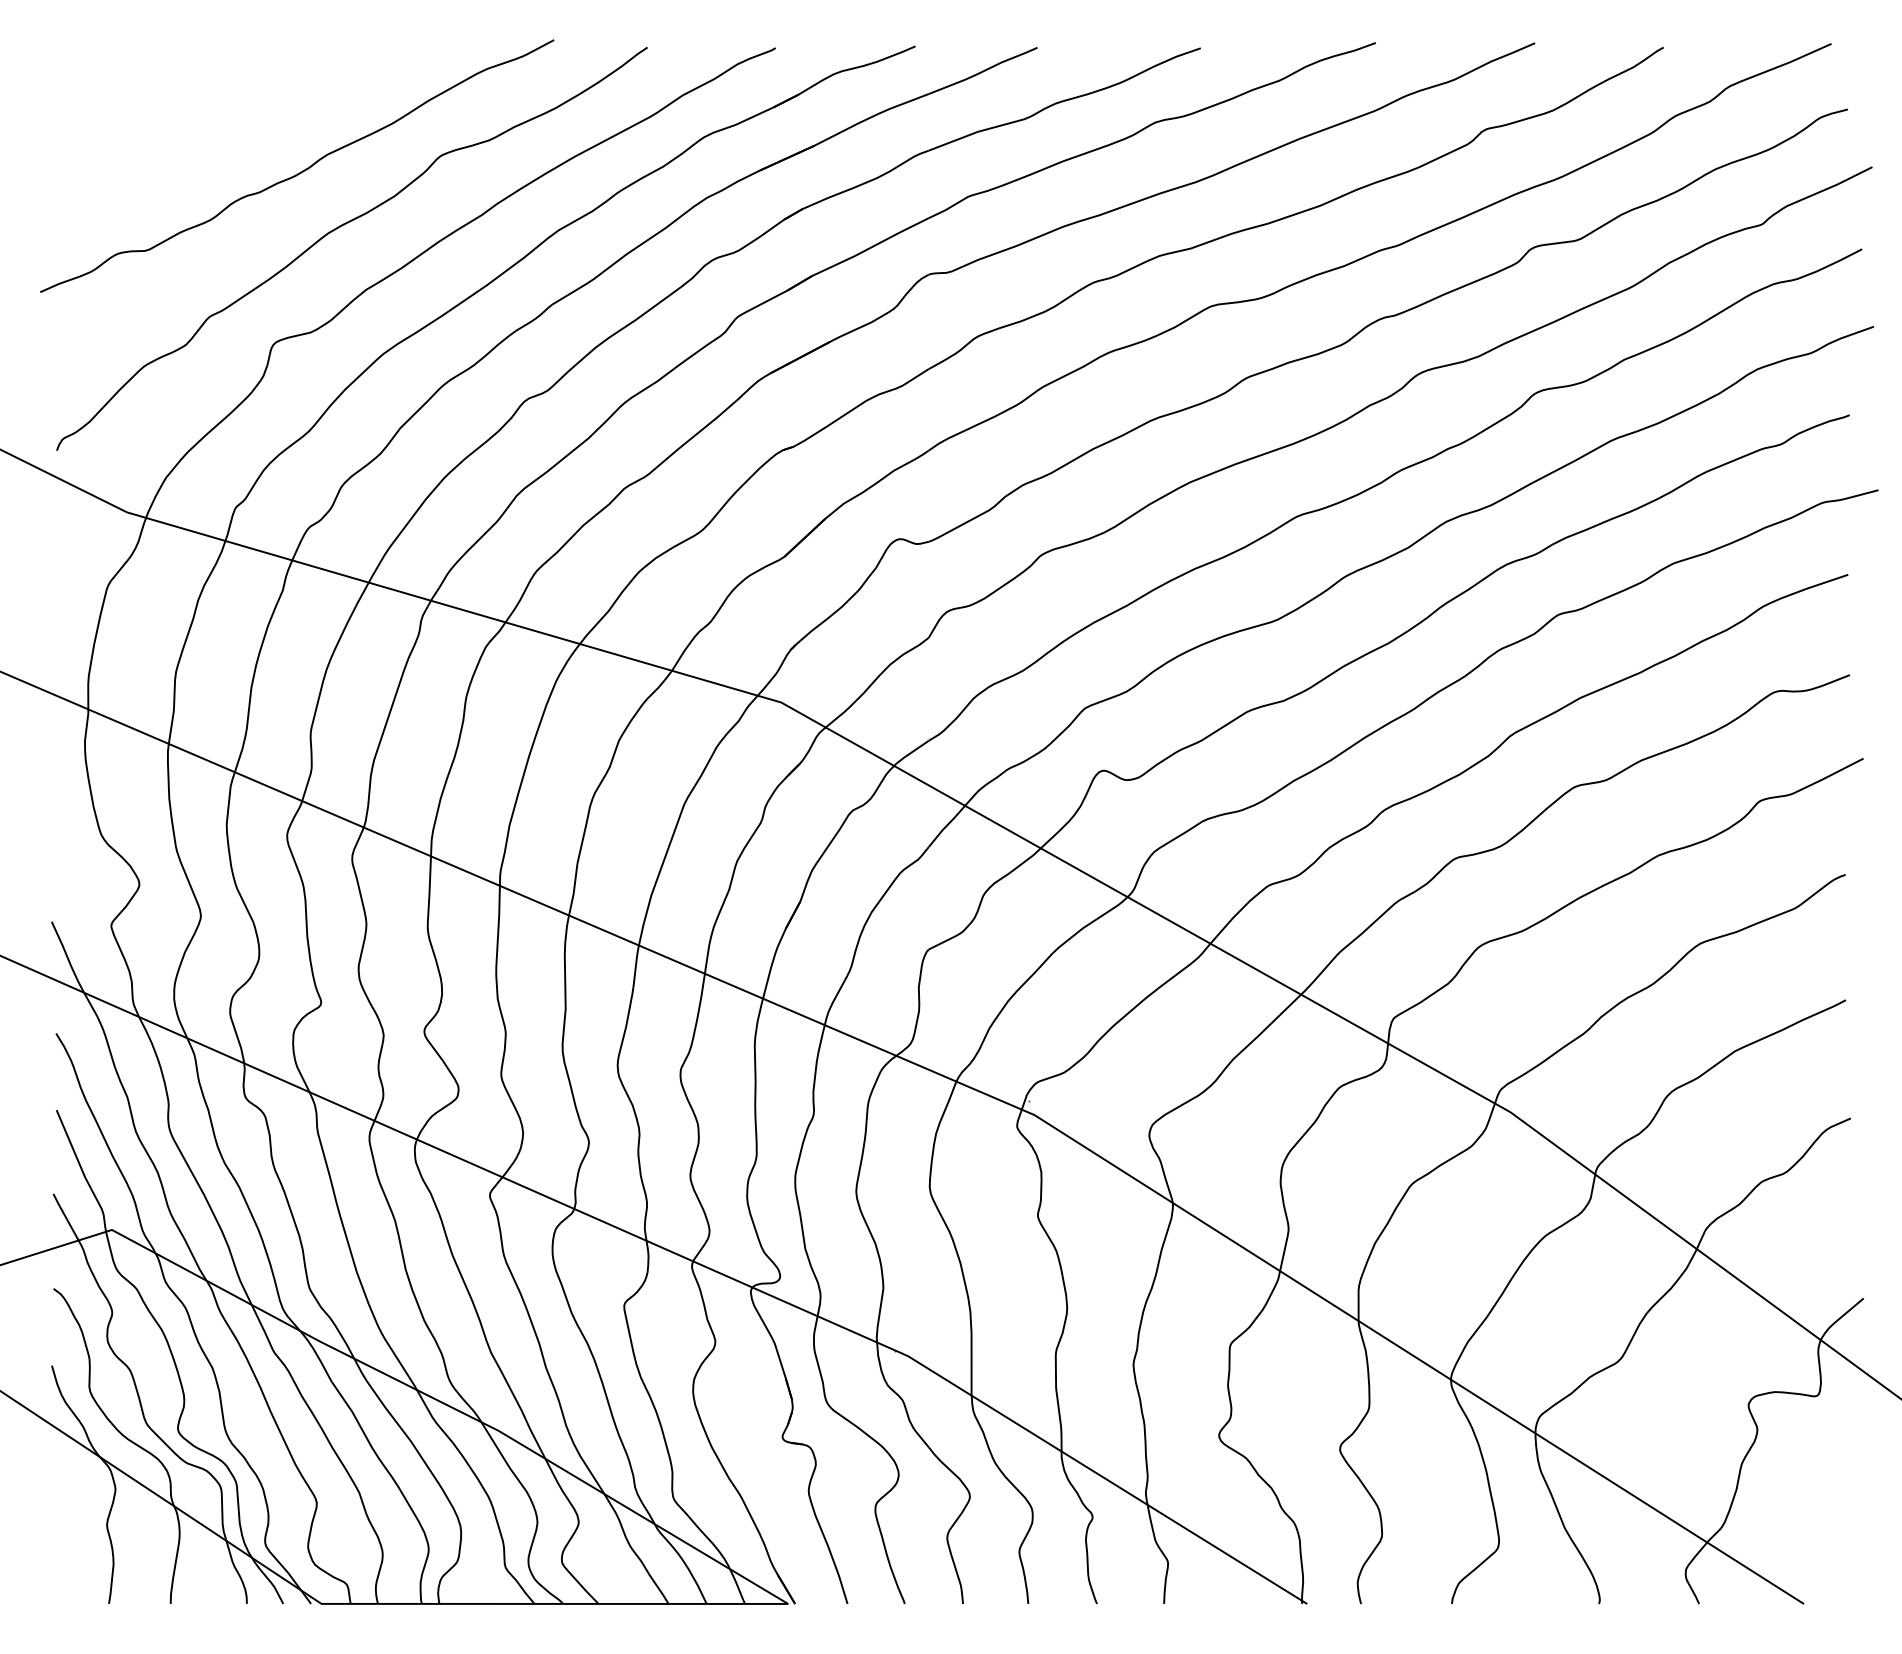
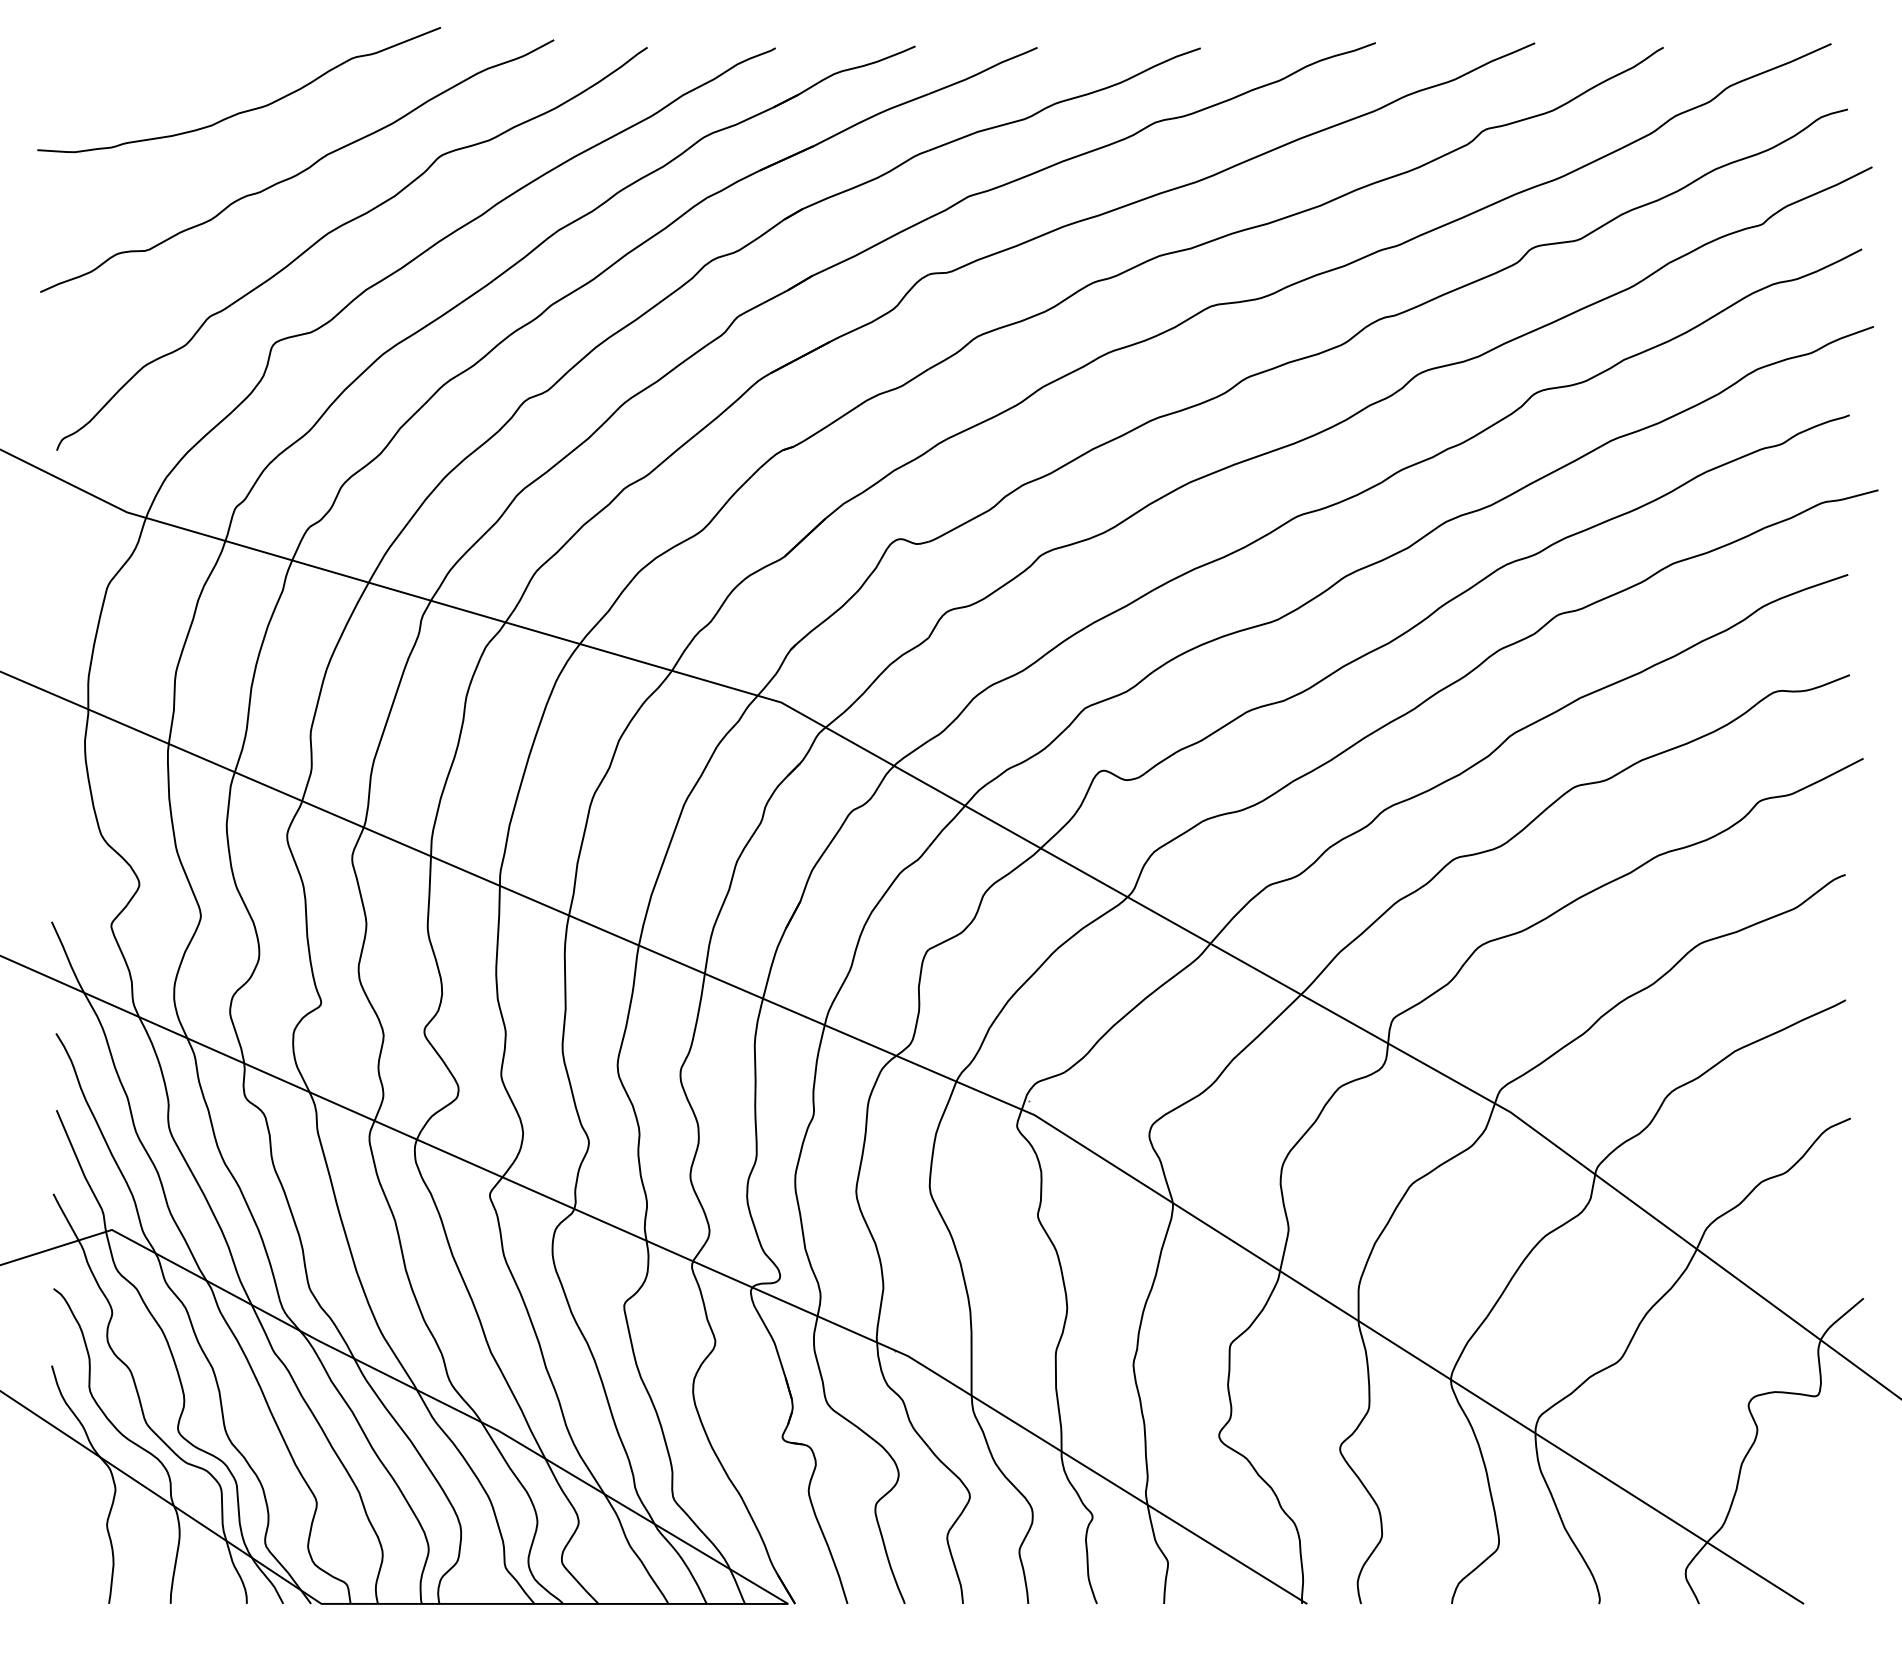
curve: none -> present (245, 110)
